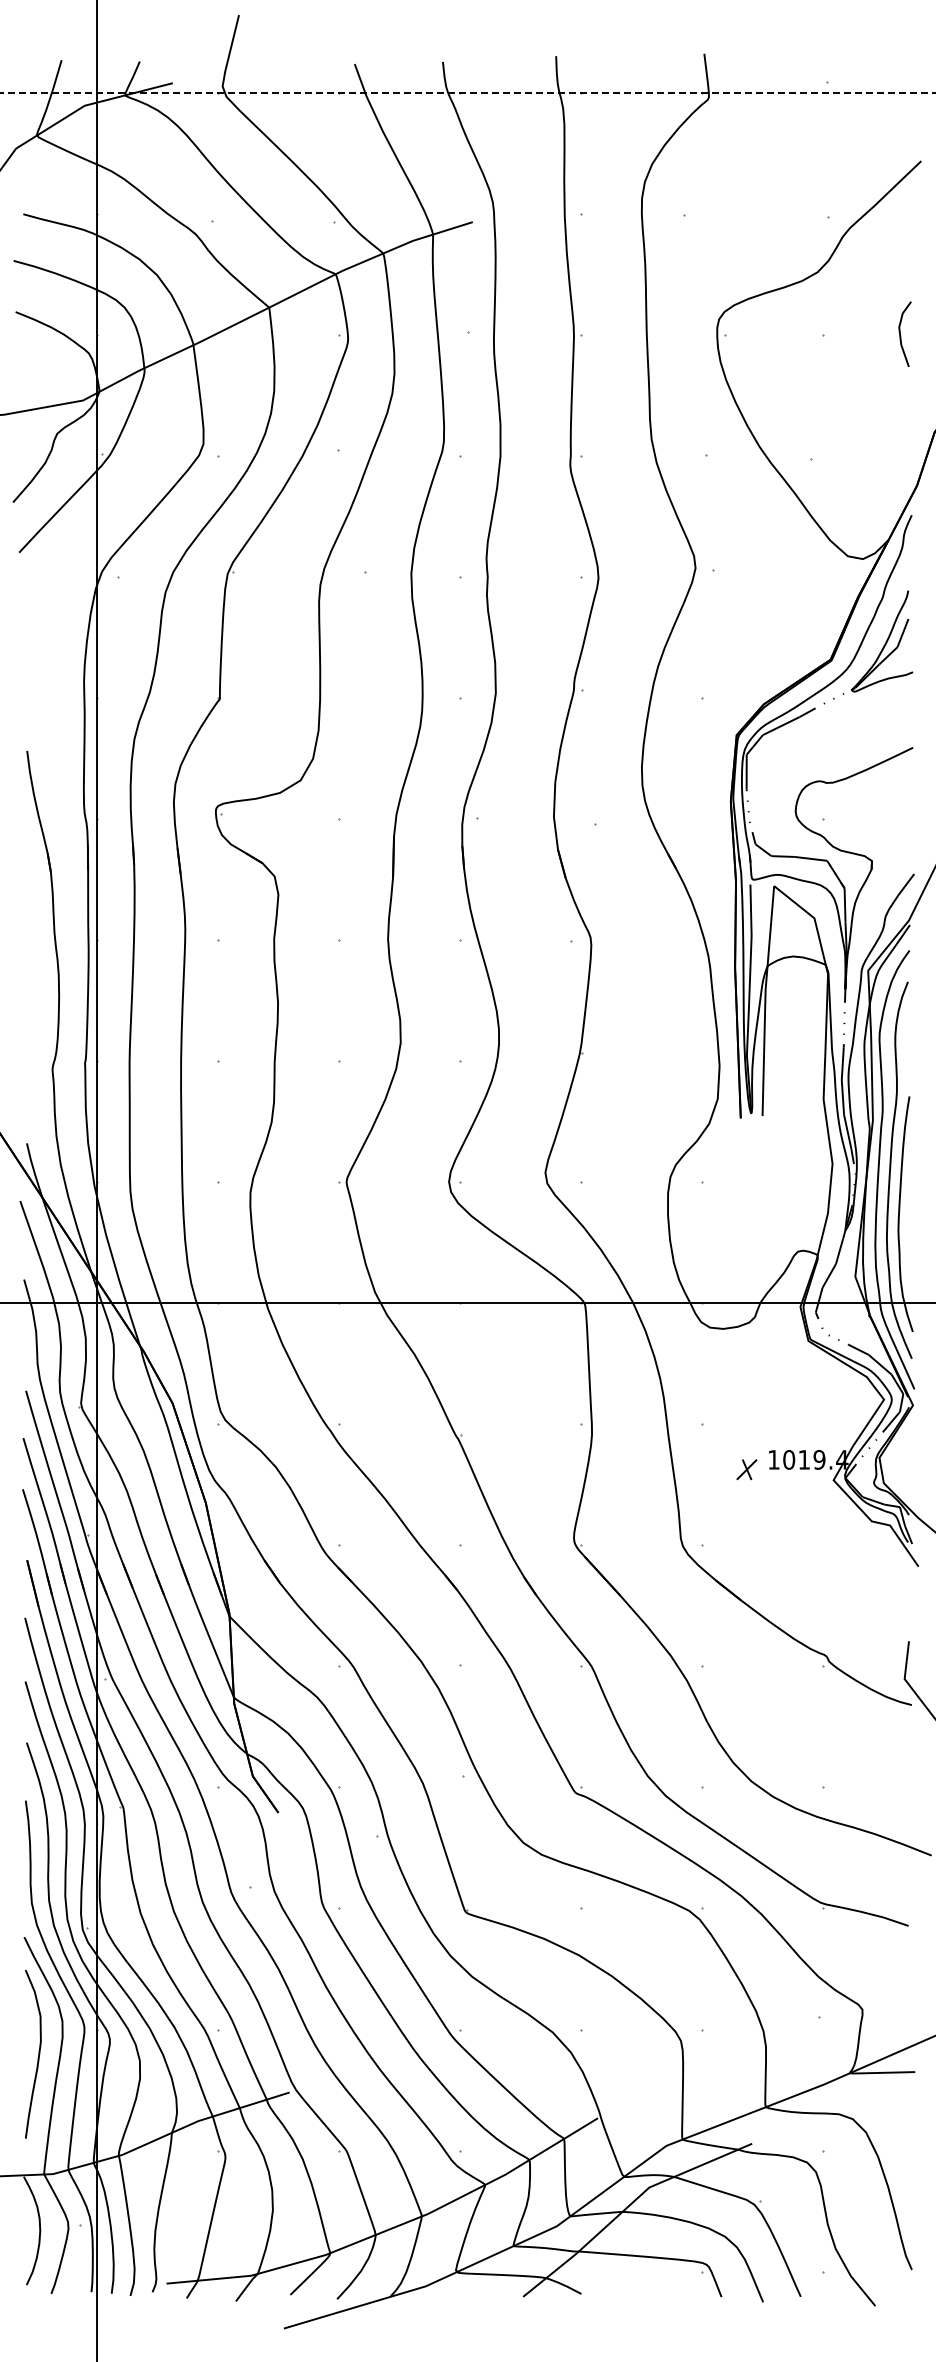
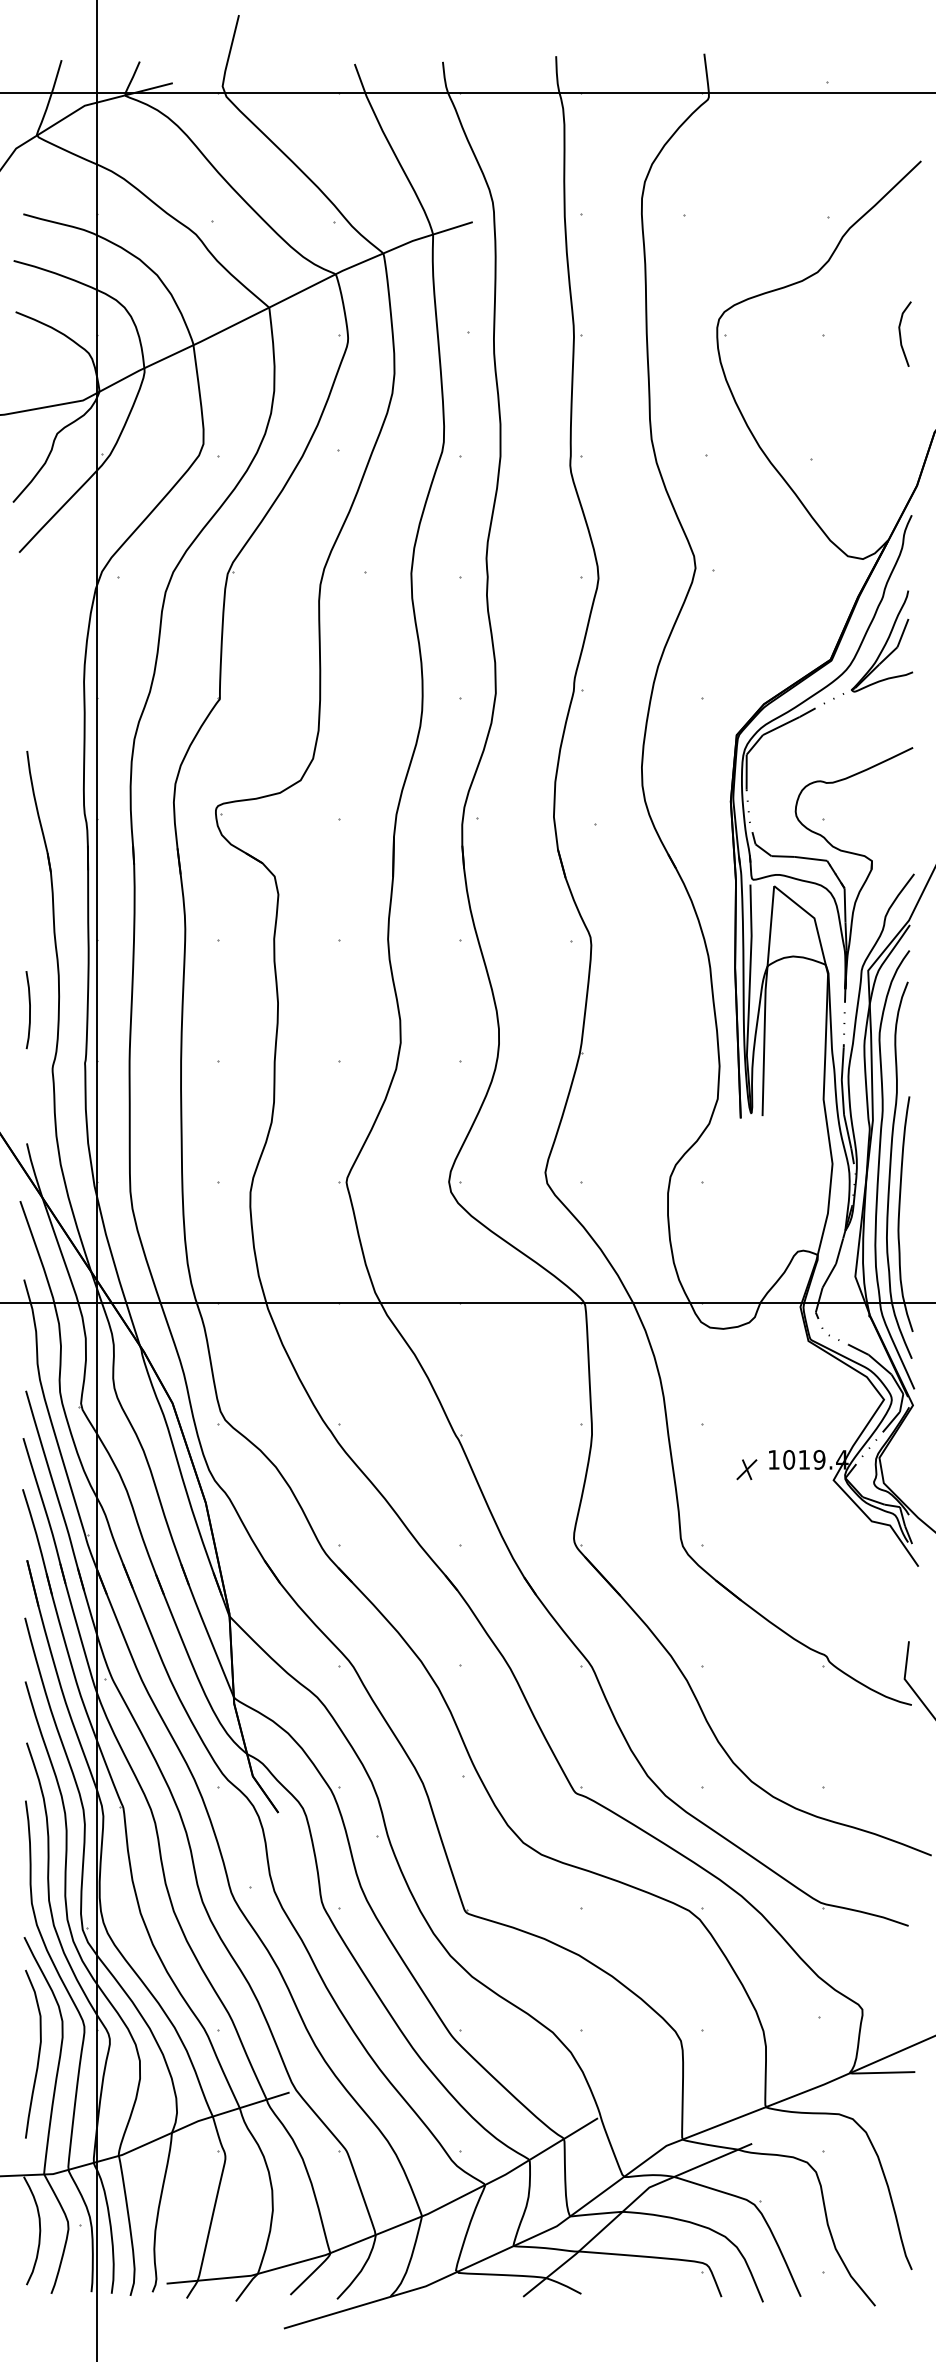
line: dashed -> solid (468, 92)
curve: none -> present (29, 1010)
